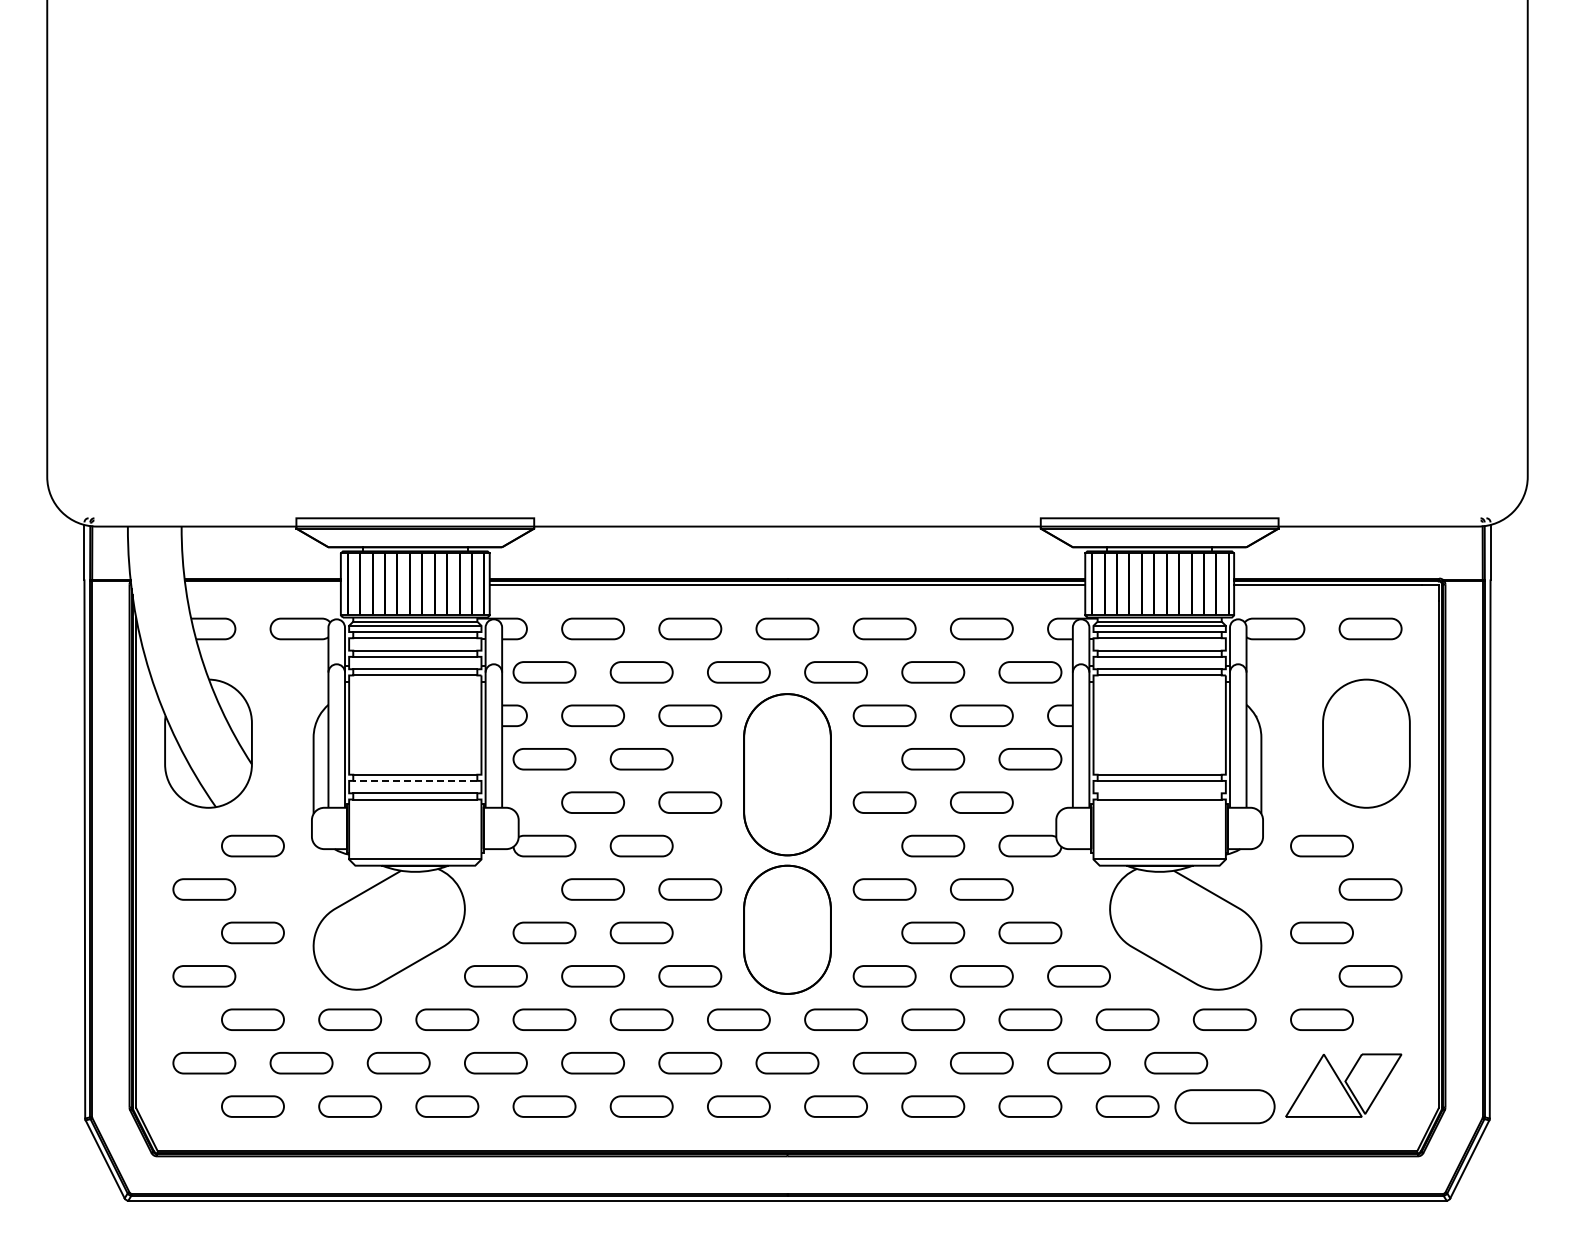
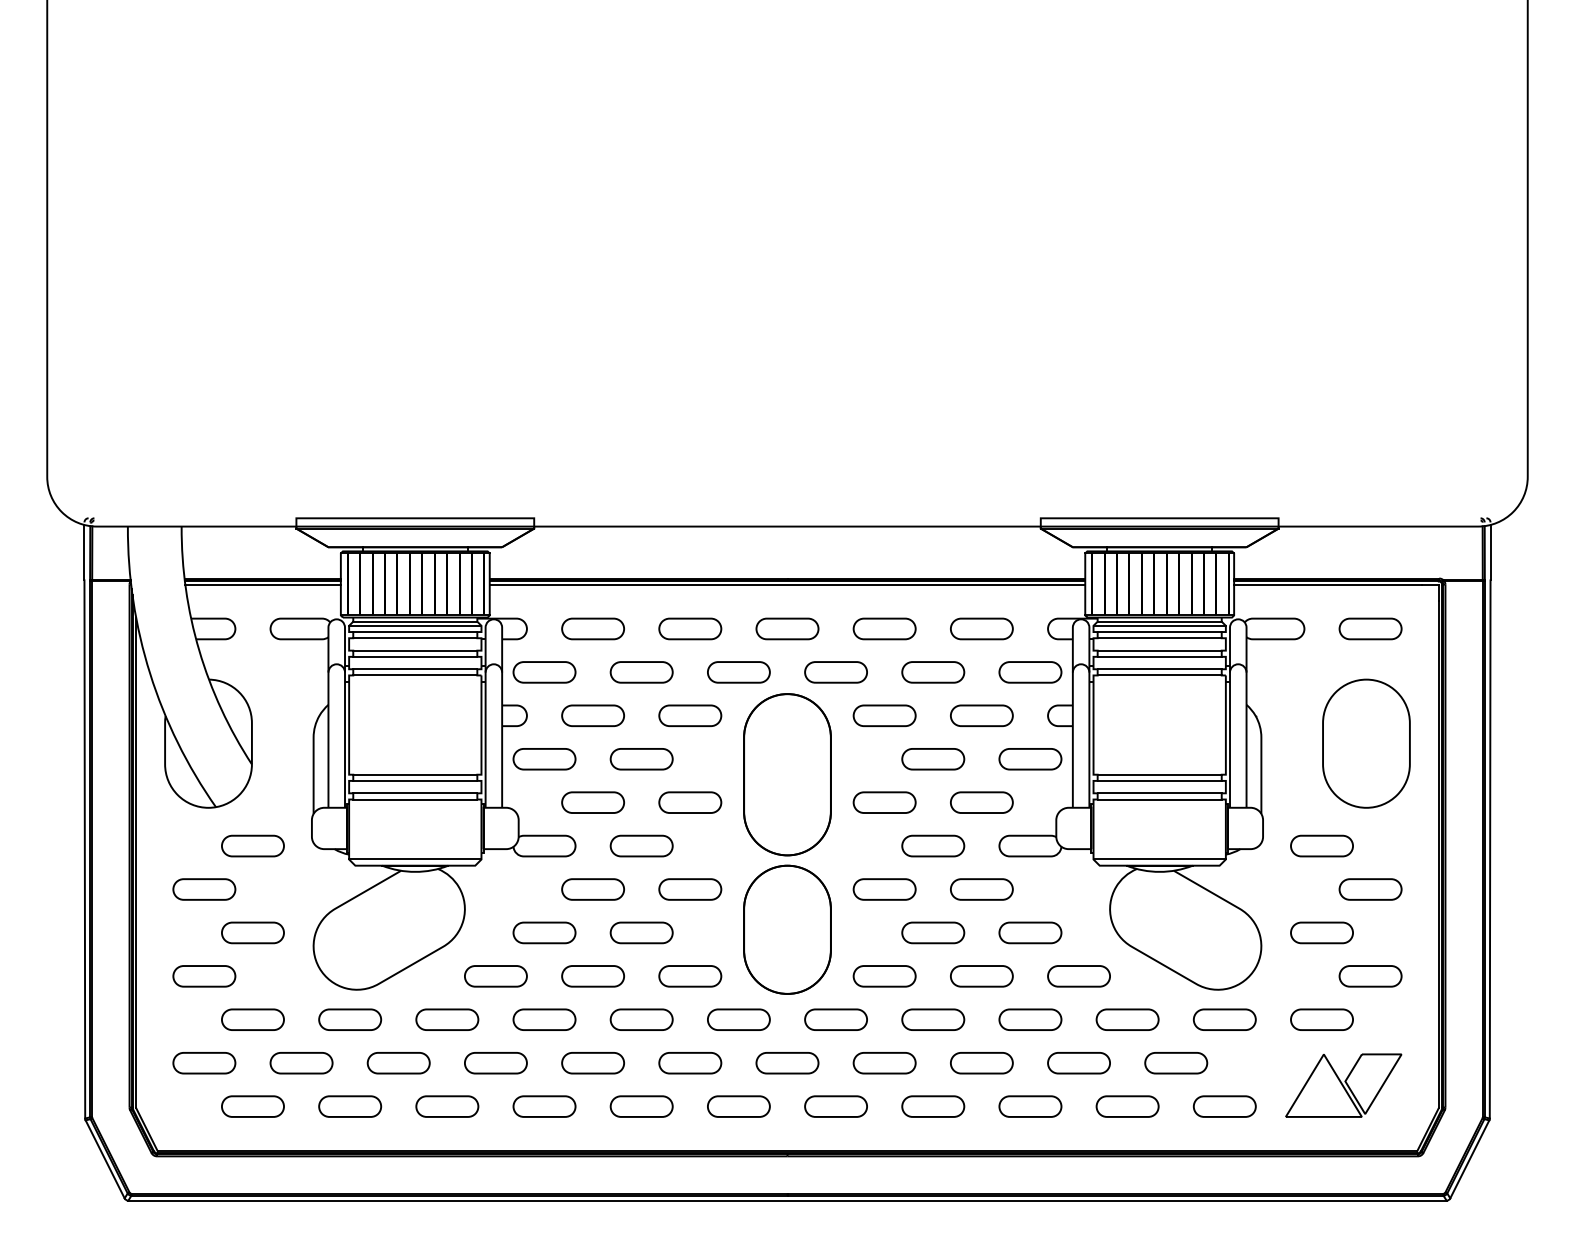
line: none -> present (262, 584)
line: dashed -> solid (414, 780)
line: none -> present (1159, 793)
part size: 102x36 px -> 65x23 px (1224, 1106)
